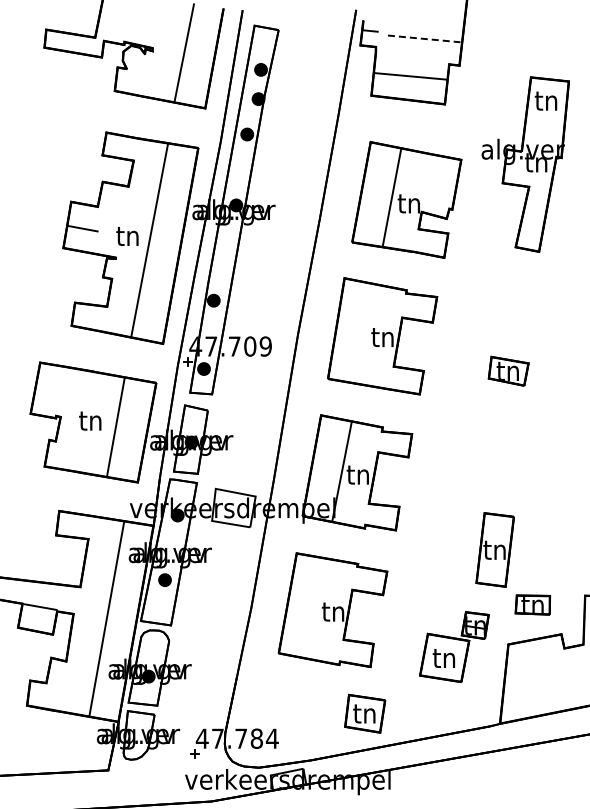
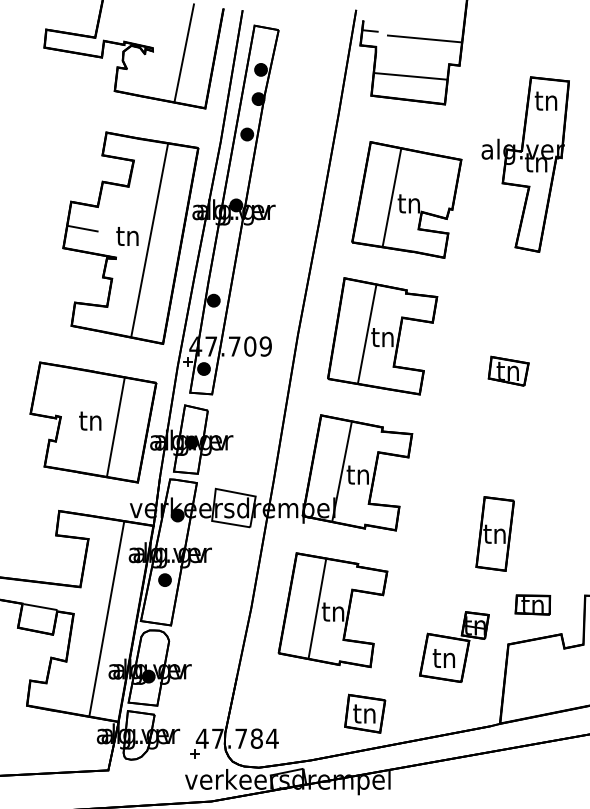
line: dashed -> solid (424, 38)
line: none -> present (366, 334)
part position: (494, 549) -> (494, 533) (494, 533)
line: none -> present (317, 608)
